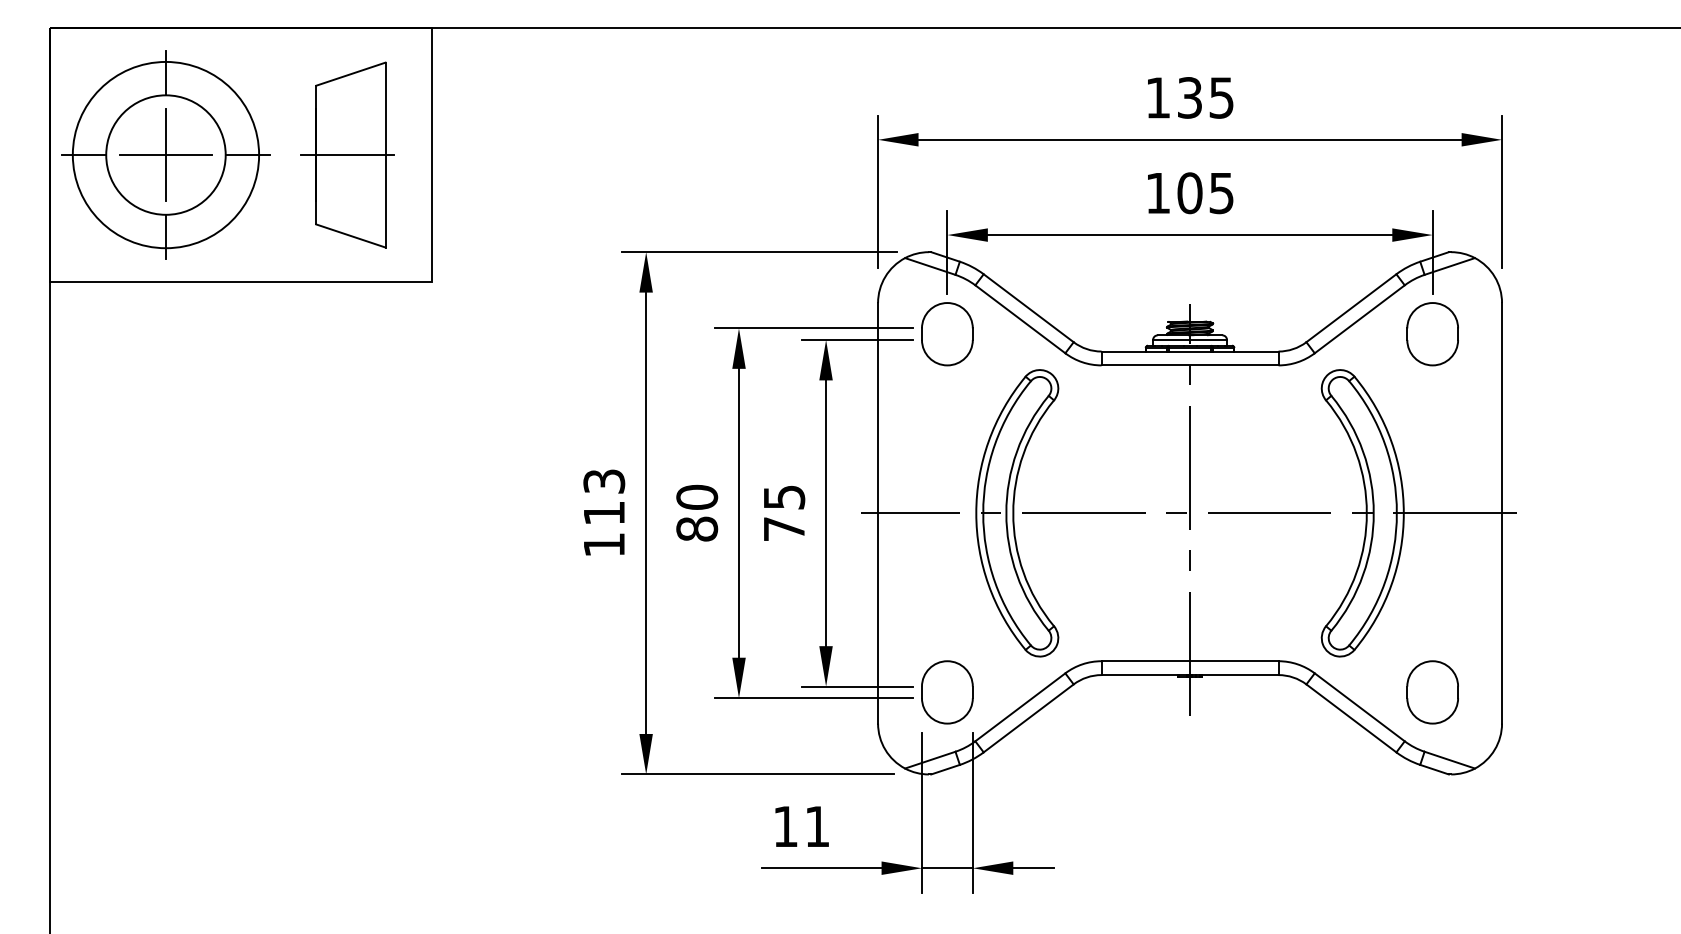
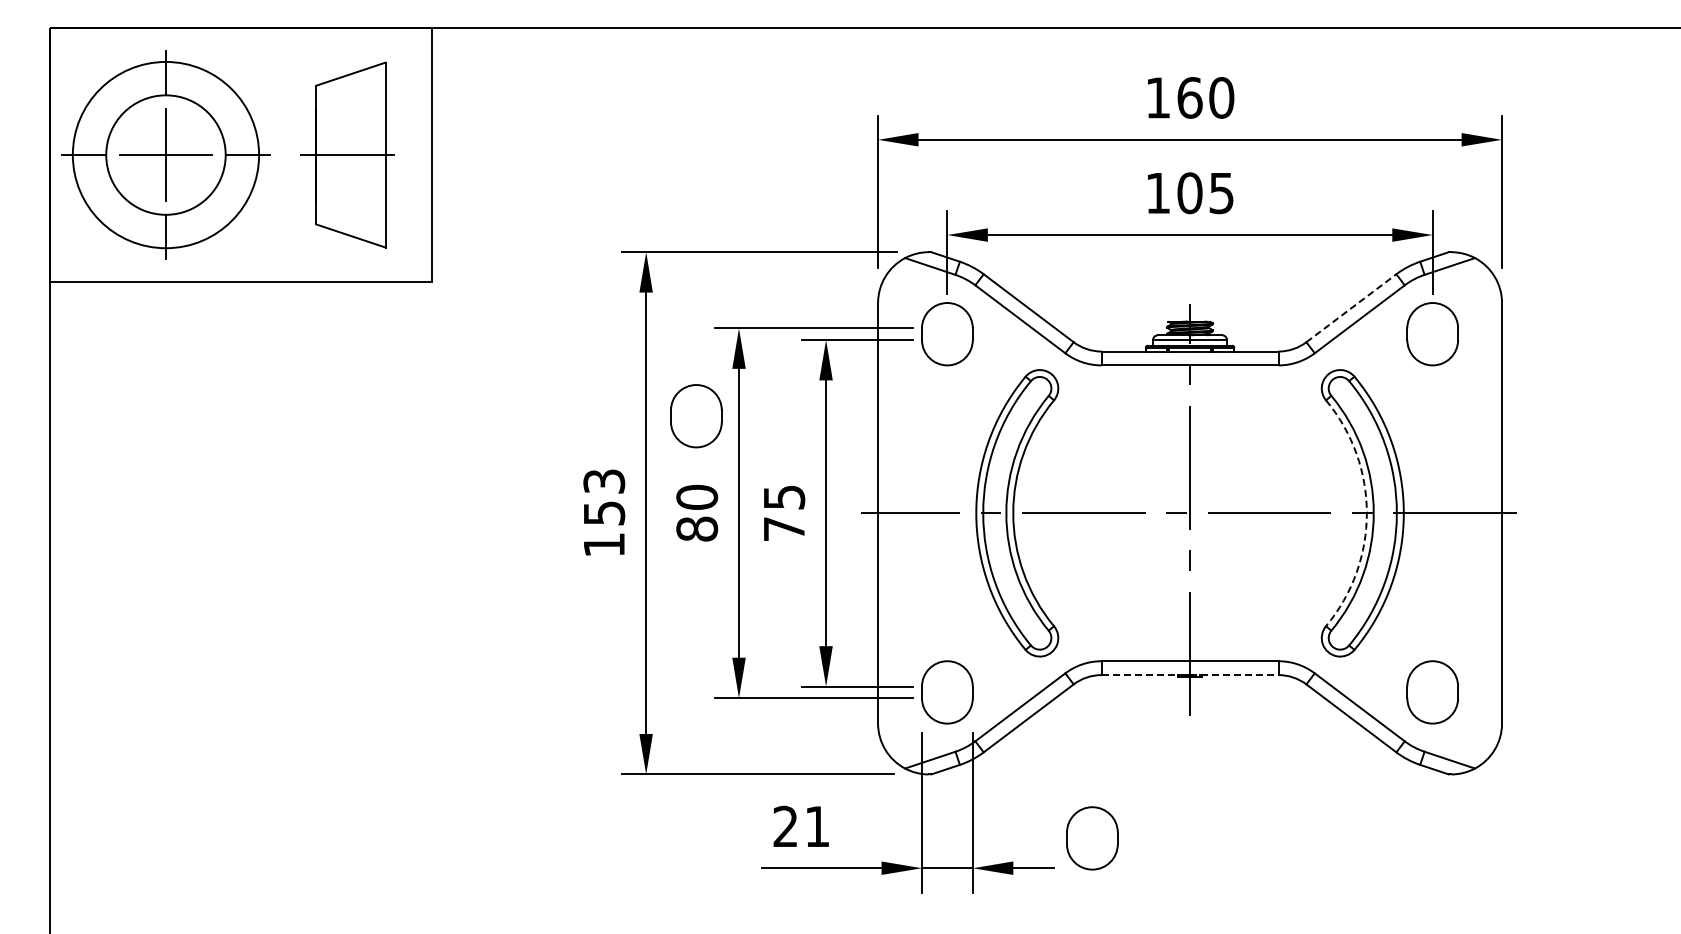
text: 135 -> 160 (1205, 97)
line: solid -> dashed (1351, 307)
part: none -> present (696, 416)
text: 113 -> 153 (604, 513)
arc: solid -> dashed (1366, 513)
line: solid -> dashed (1190, 675)
text: 11 -> 21 (785, 825)
part: none -> present (1092, 838)
